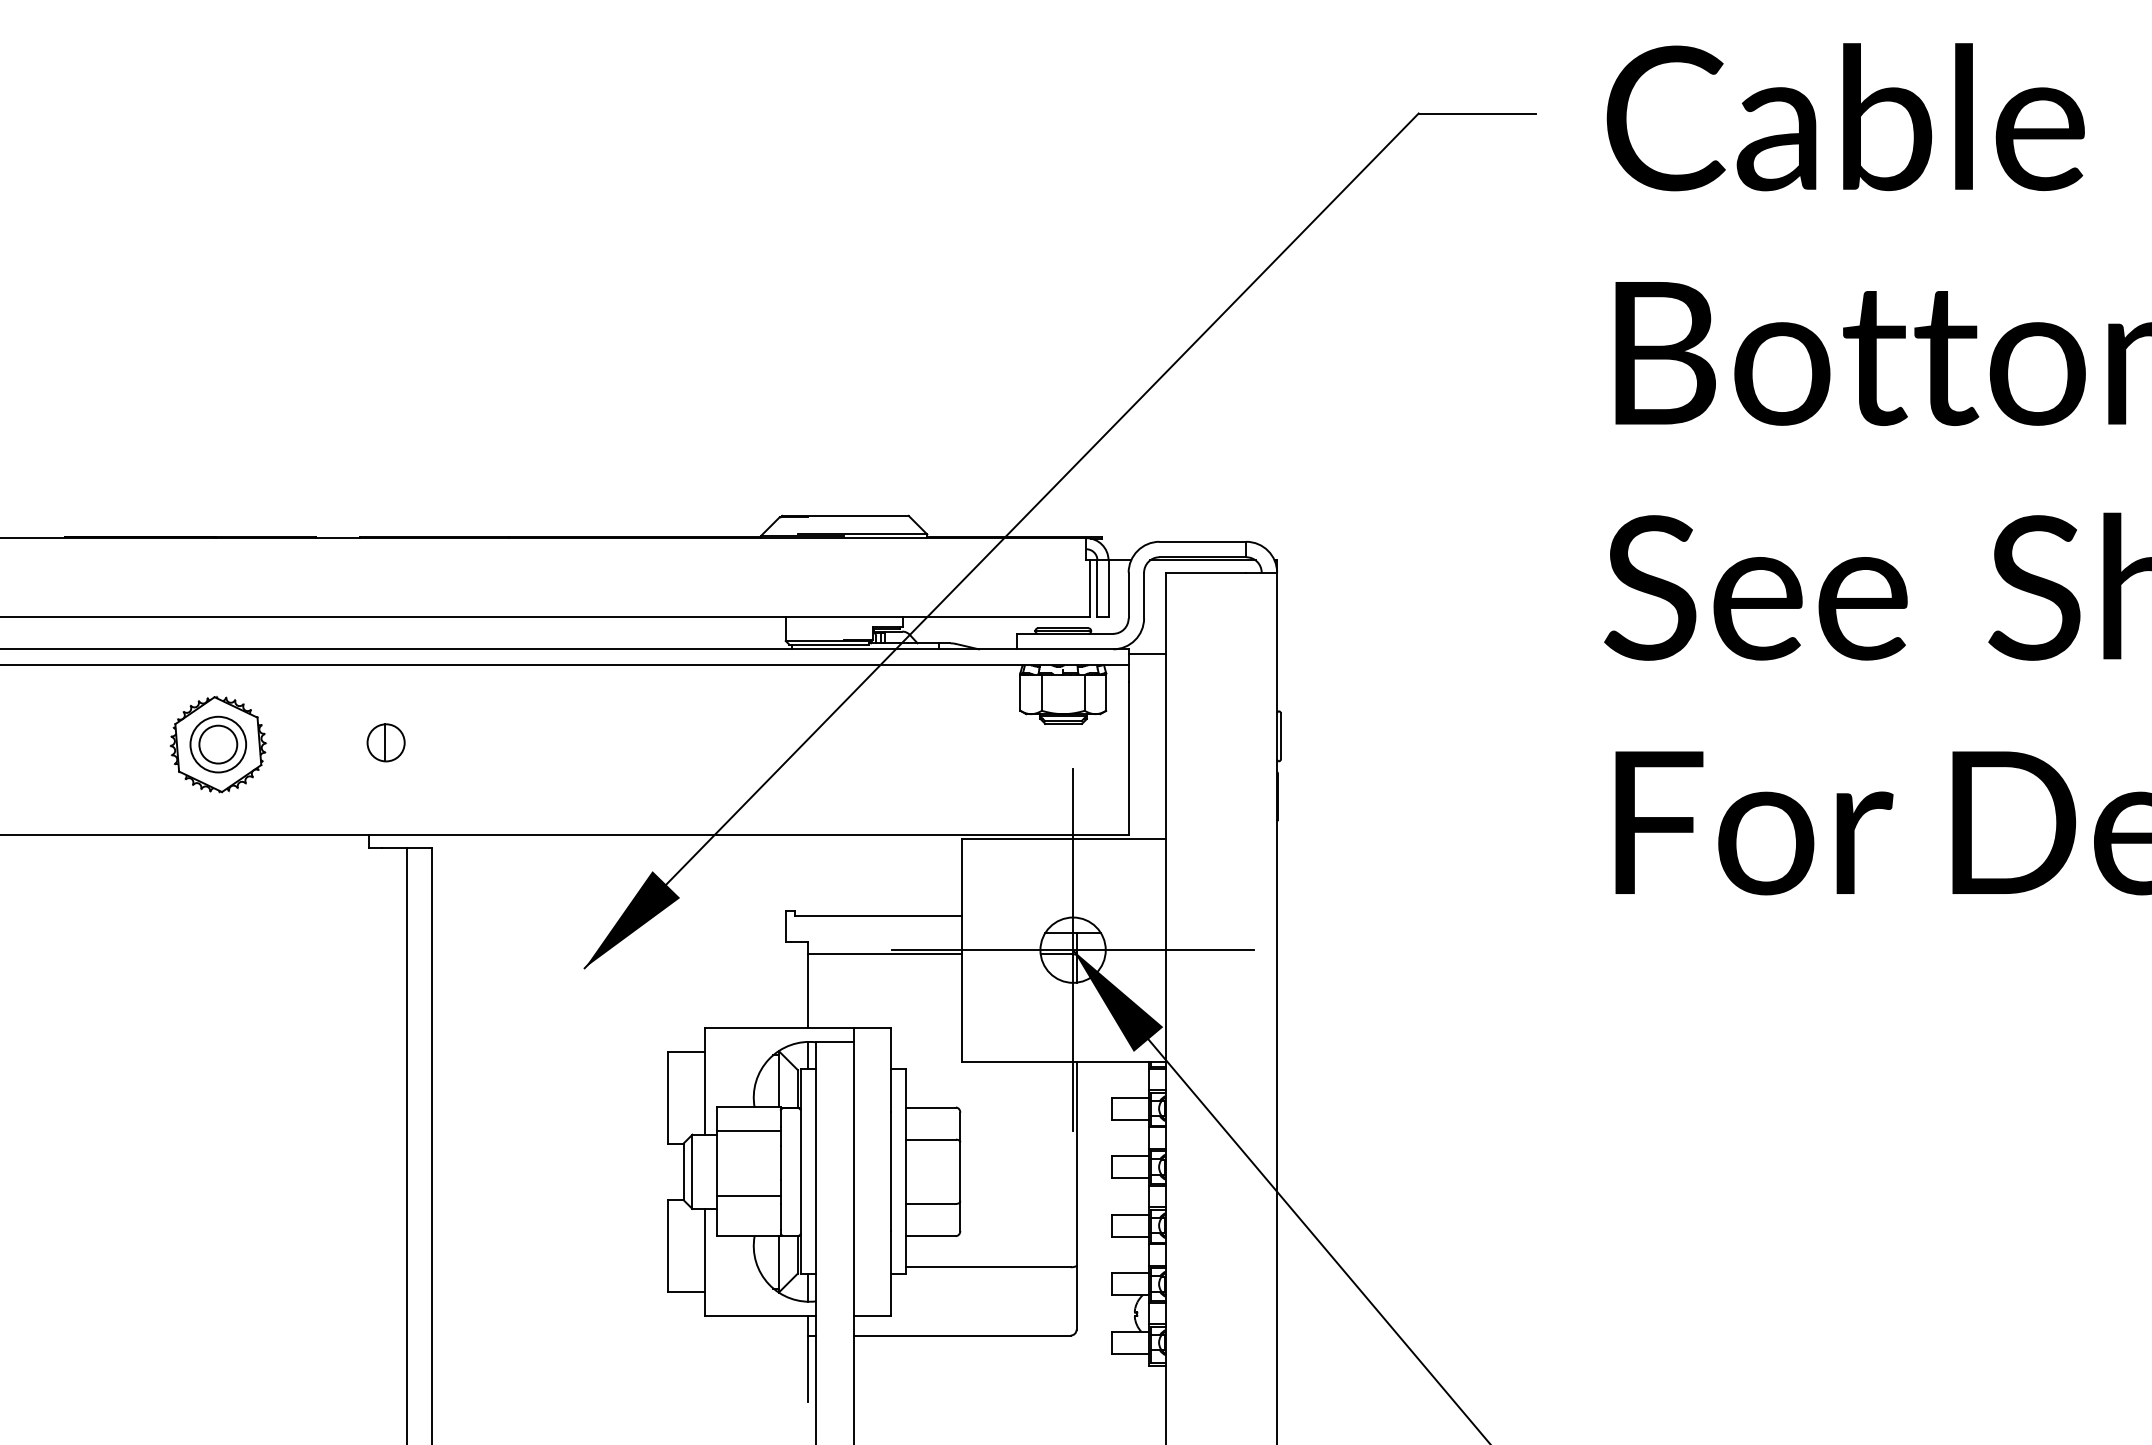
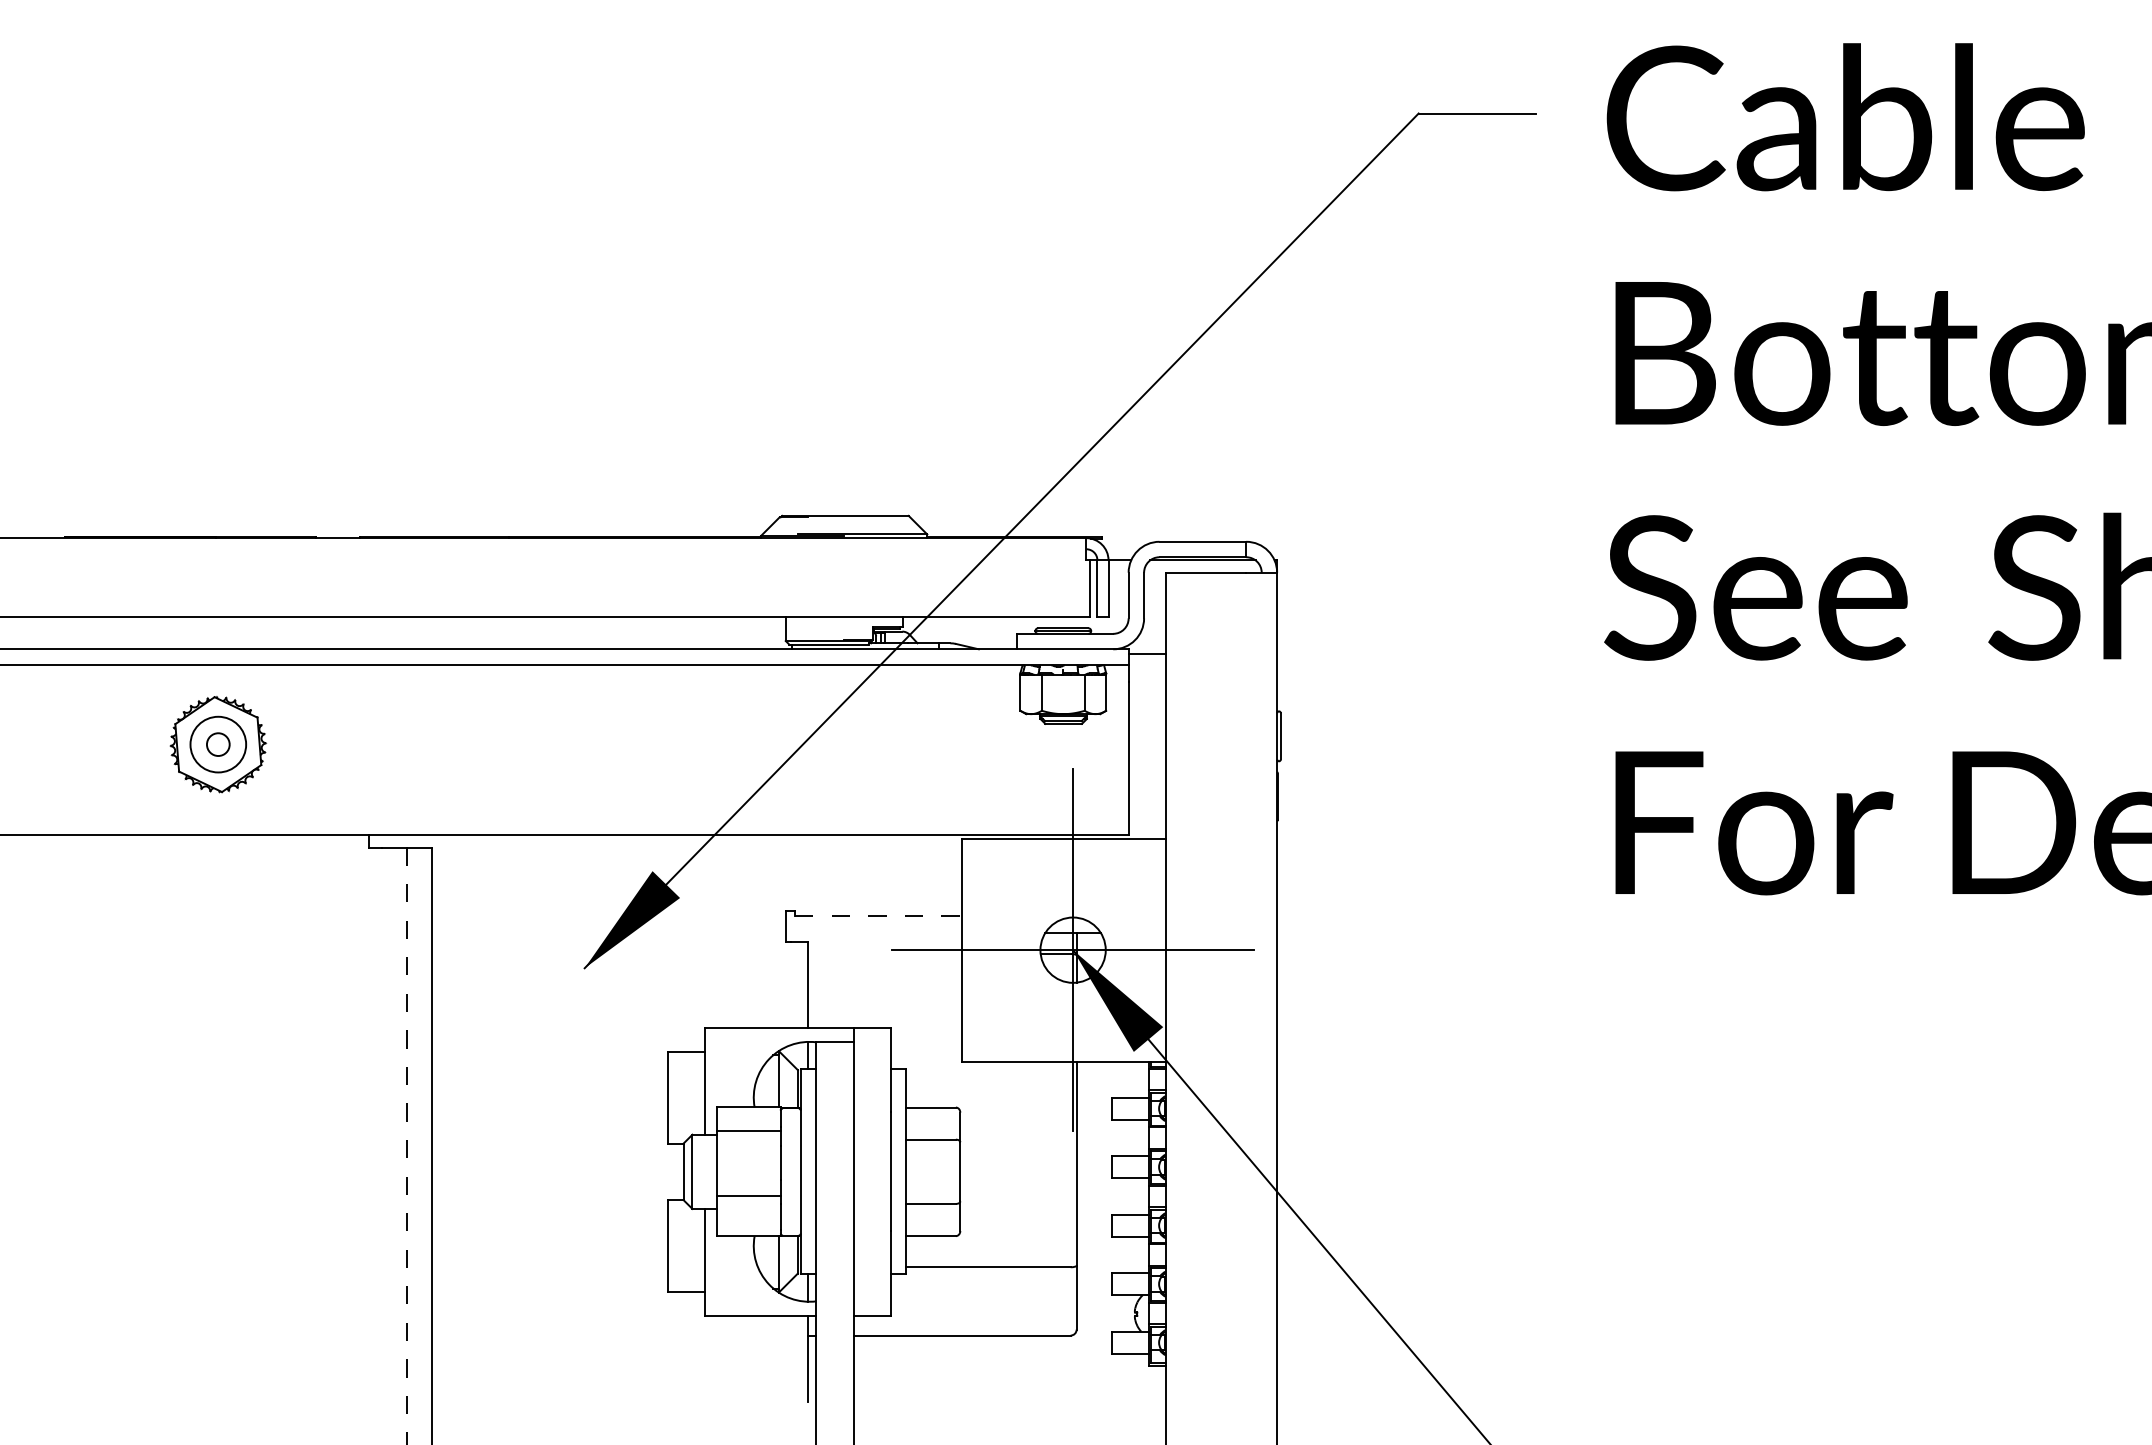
part: present -> none (385, 742)
circle diameter: 38 px -> 23 px (217, 744)
line: solid -> dashed (878, 915)
line: present -> none (884, 953)
line: solid -> dashed (406, 1146)
